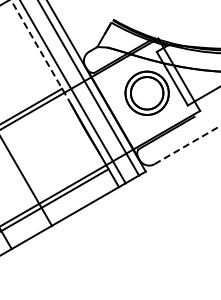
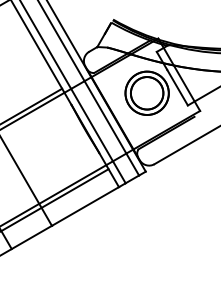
line: dashed -> solid (41, 52)
line: dashed -> solid (187, 145)
